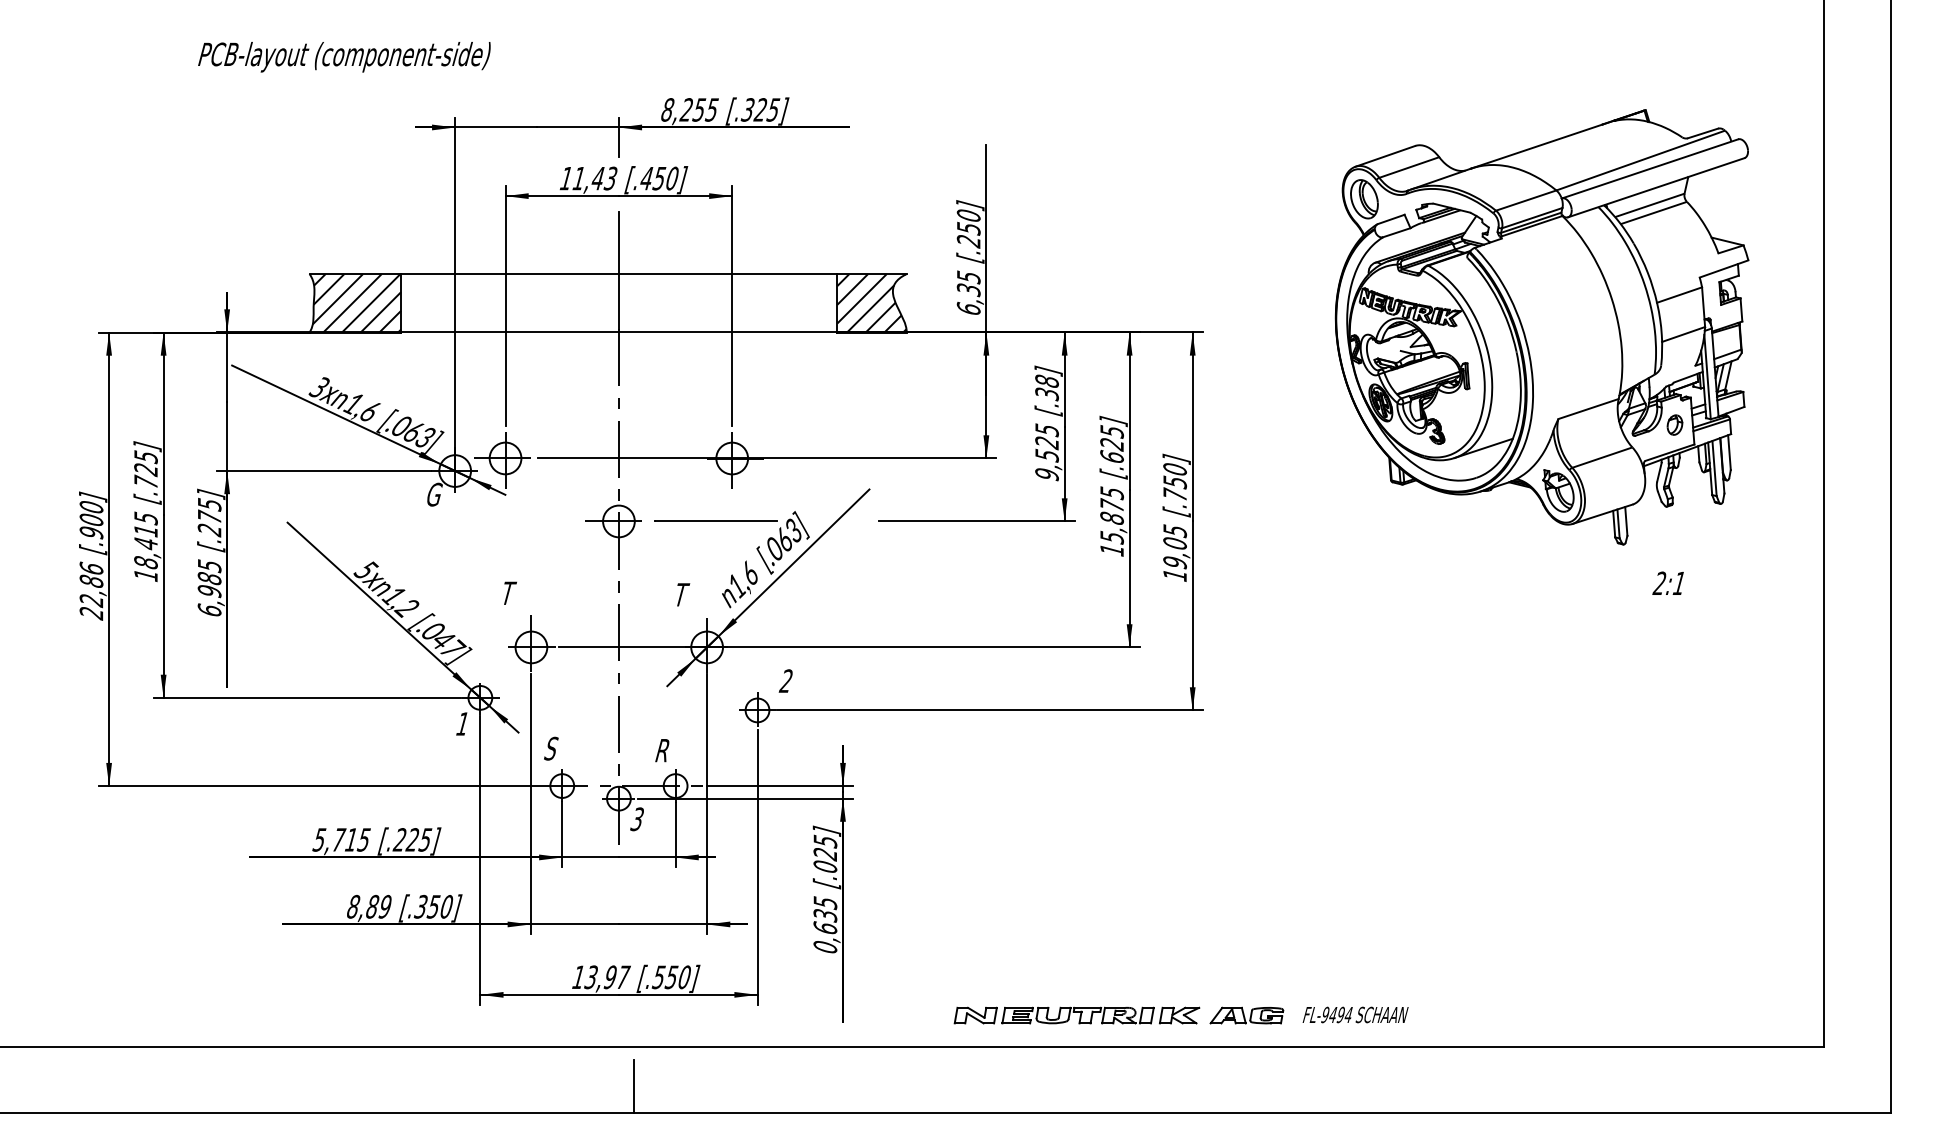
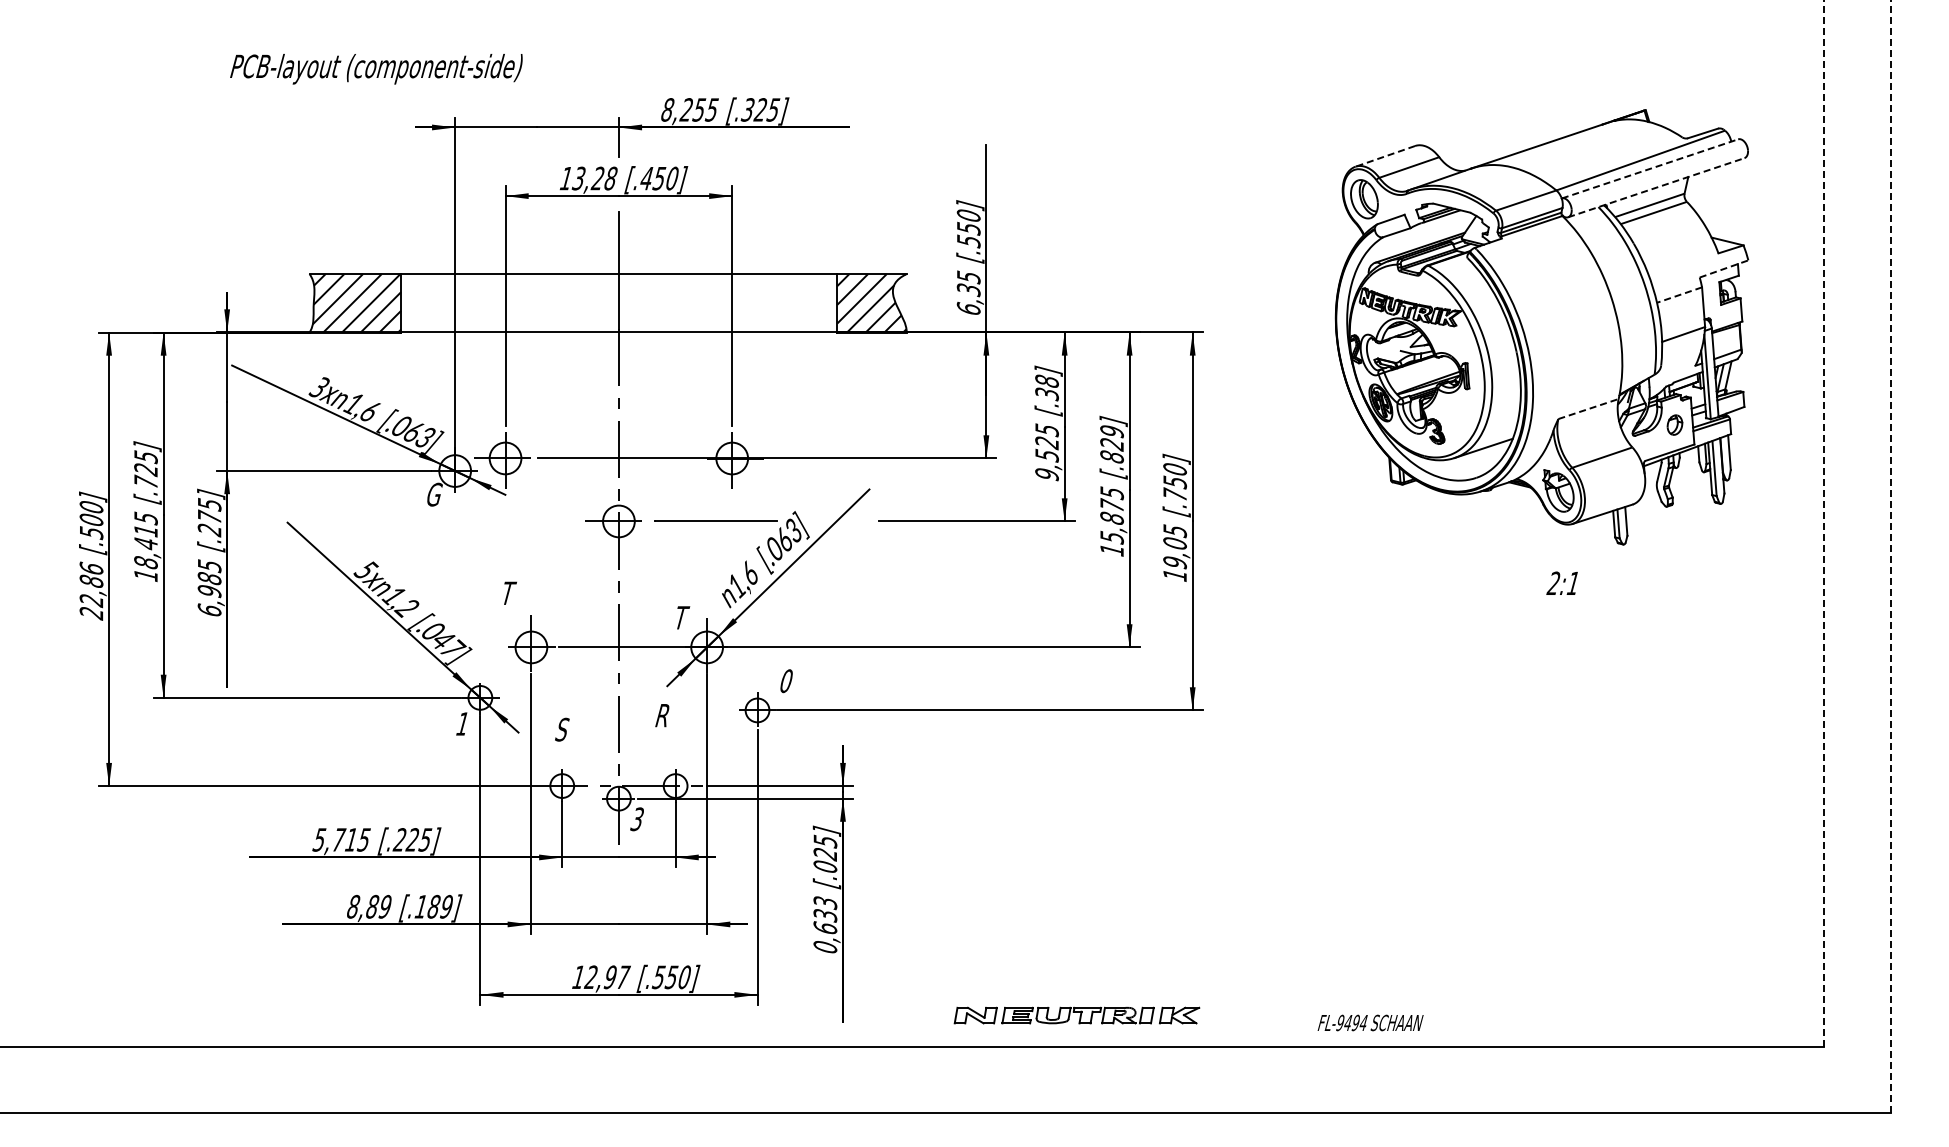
text position: (344, 57) -> (376, 69) (376, 69)
line: solid -> dashed (1385, 156)
line: solid -> dashed (1650, 168)
text: 11,43 -> 13,28 (594, 178)
line: solid -> dashed (1656, 187)
text: [.250] -> [.550] (968, 241)
line: solid -> dashed (1724, 268)
line: solid -> dashed (1679, 295)
line: solid -> dashed (1588, 409)
text: [.625] -> [.829] (1111, 444)
line: solid -> dashed (1824, 523)
text: [.900] -> [.500] (91, 533)
line: solid -> dashed (1890, 555)
text position: (1667, 582) -> (1561, 582) (1561, 582)
text position: (683, 594) -> (683, 617) (683, 617)
text: 2 -> 0 (785, 681)
text position: (551, 748) -> (562, 729) (562, 729)
text position: (662, 750) -> (662, 715) (662, 715)
text: 0,635 -> 0,633 (824, 901)
text: [.350] -> [.189] (433, 906)
text: 13,97 -> 12,97 (590, 977)
text position: (1355, 1014) -> (1370, 1022) (1370, 1022)
part: present -> none (1246, 1015)
line: present -> none (634, 1085)
